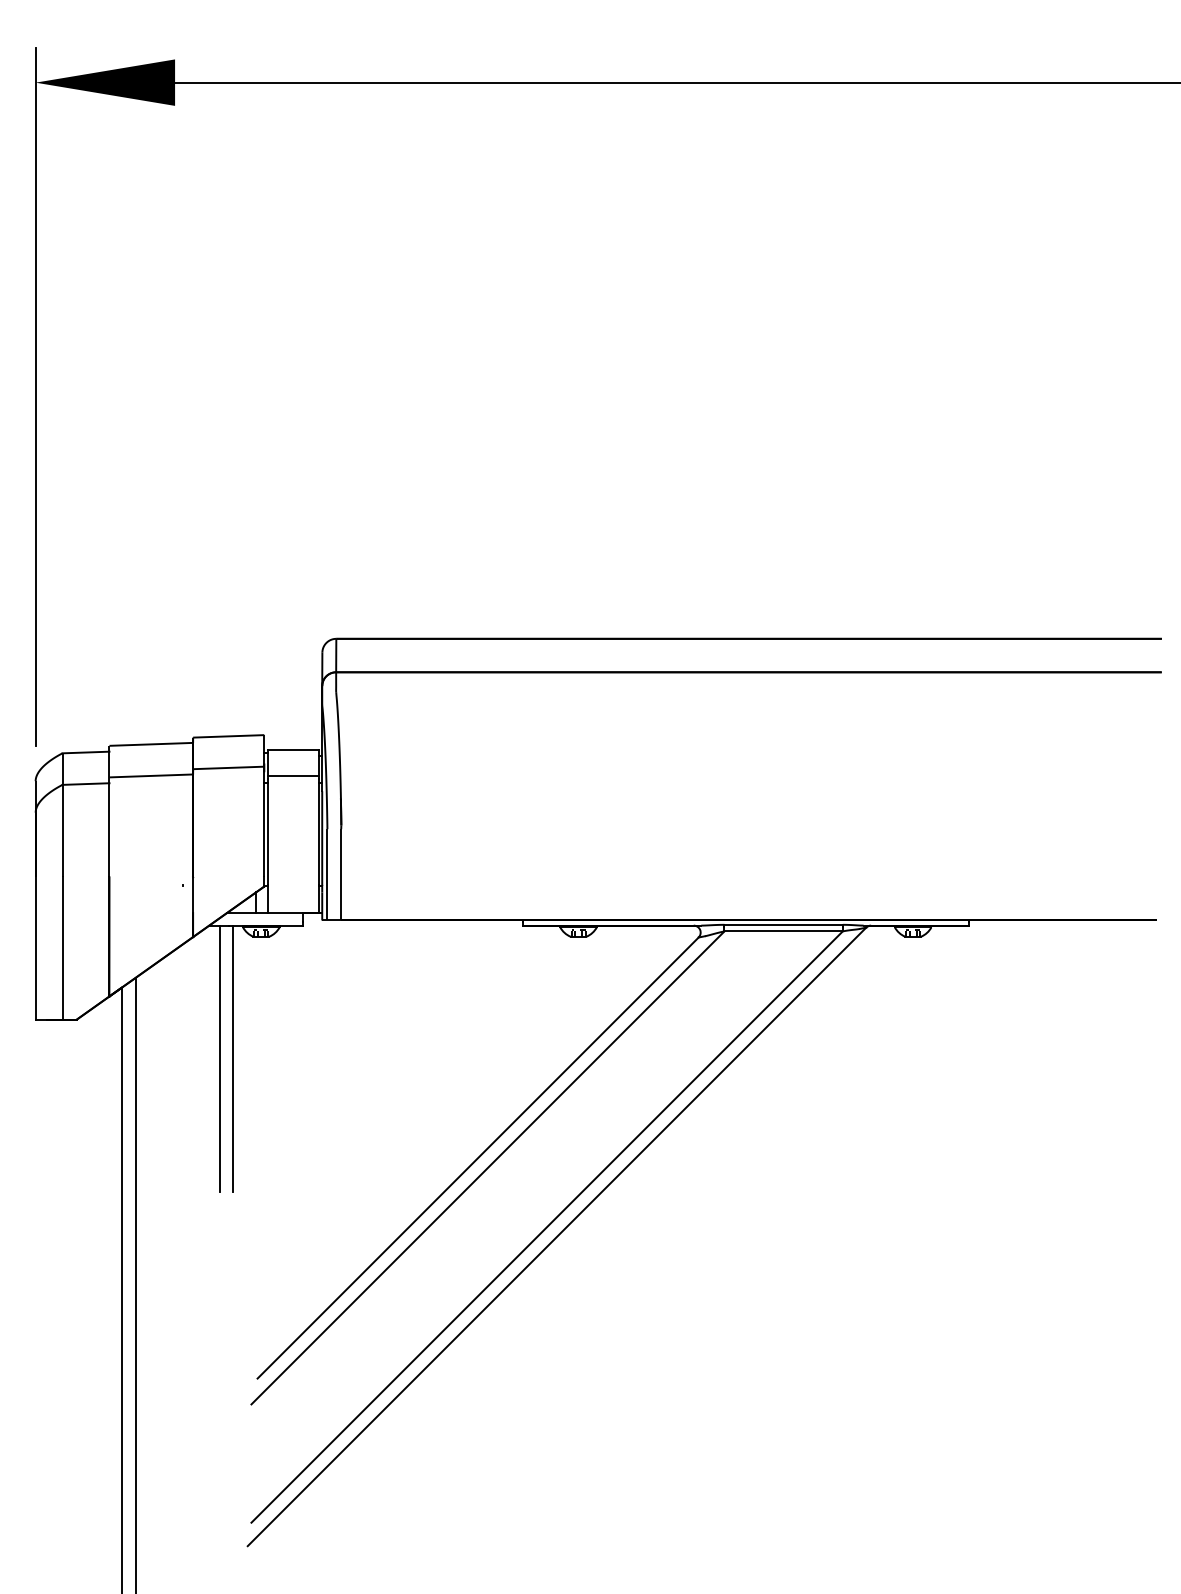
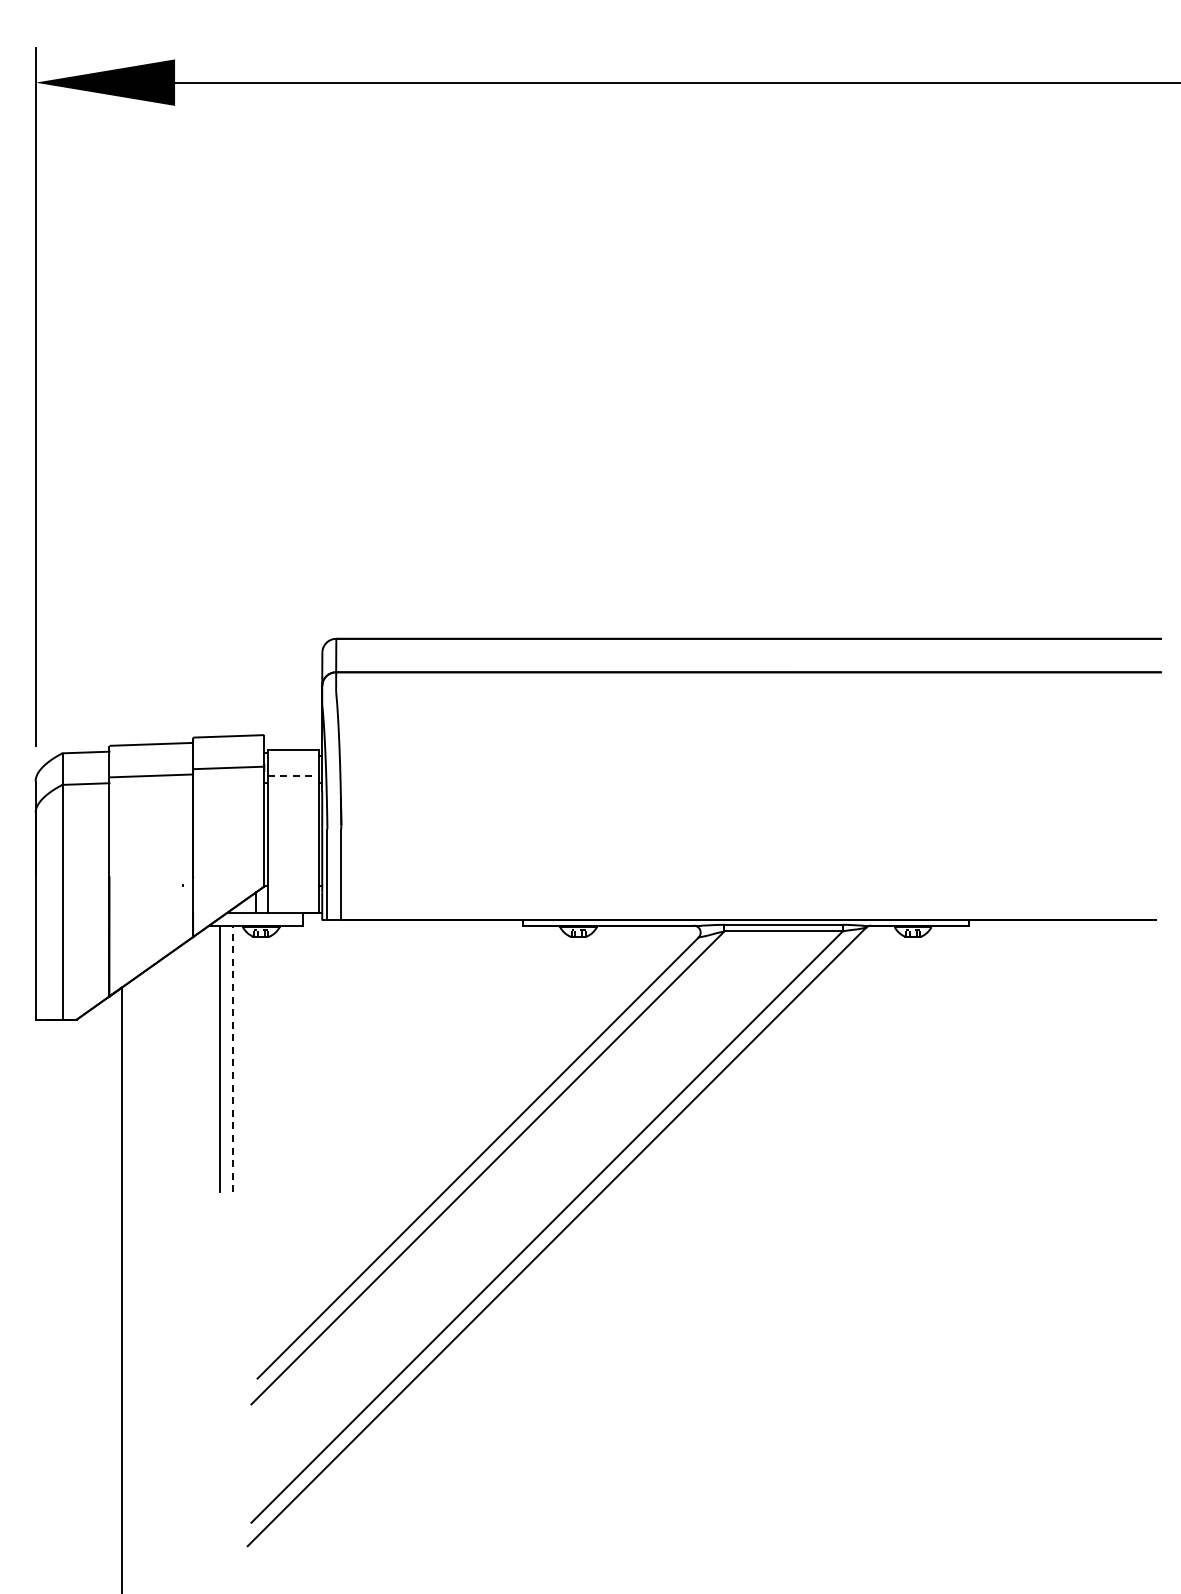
line: solid -> dashed (293, 776)
line: solid -> dashed (233, 1058)
line: present -> none (135, 1283)
